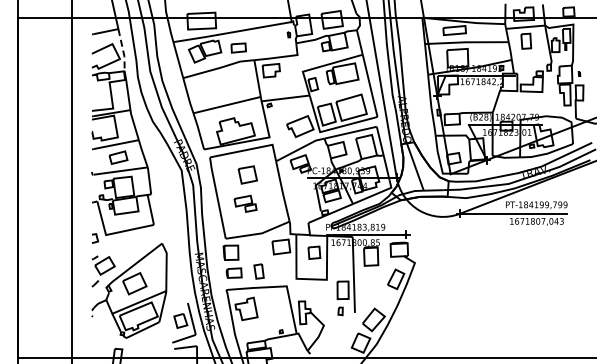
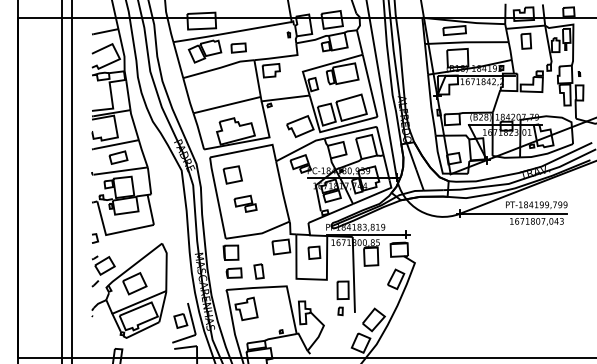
line: dashed -> solid (123, 50)
part position: (247, 174) -> (232, 174) (232, 174)
line: none -> present (61, 181)
